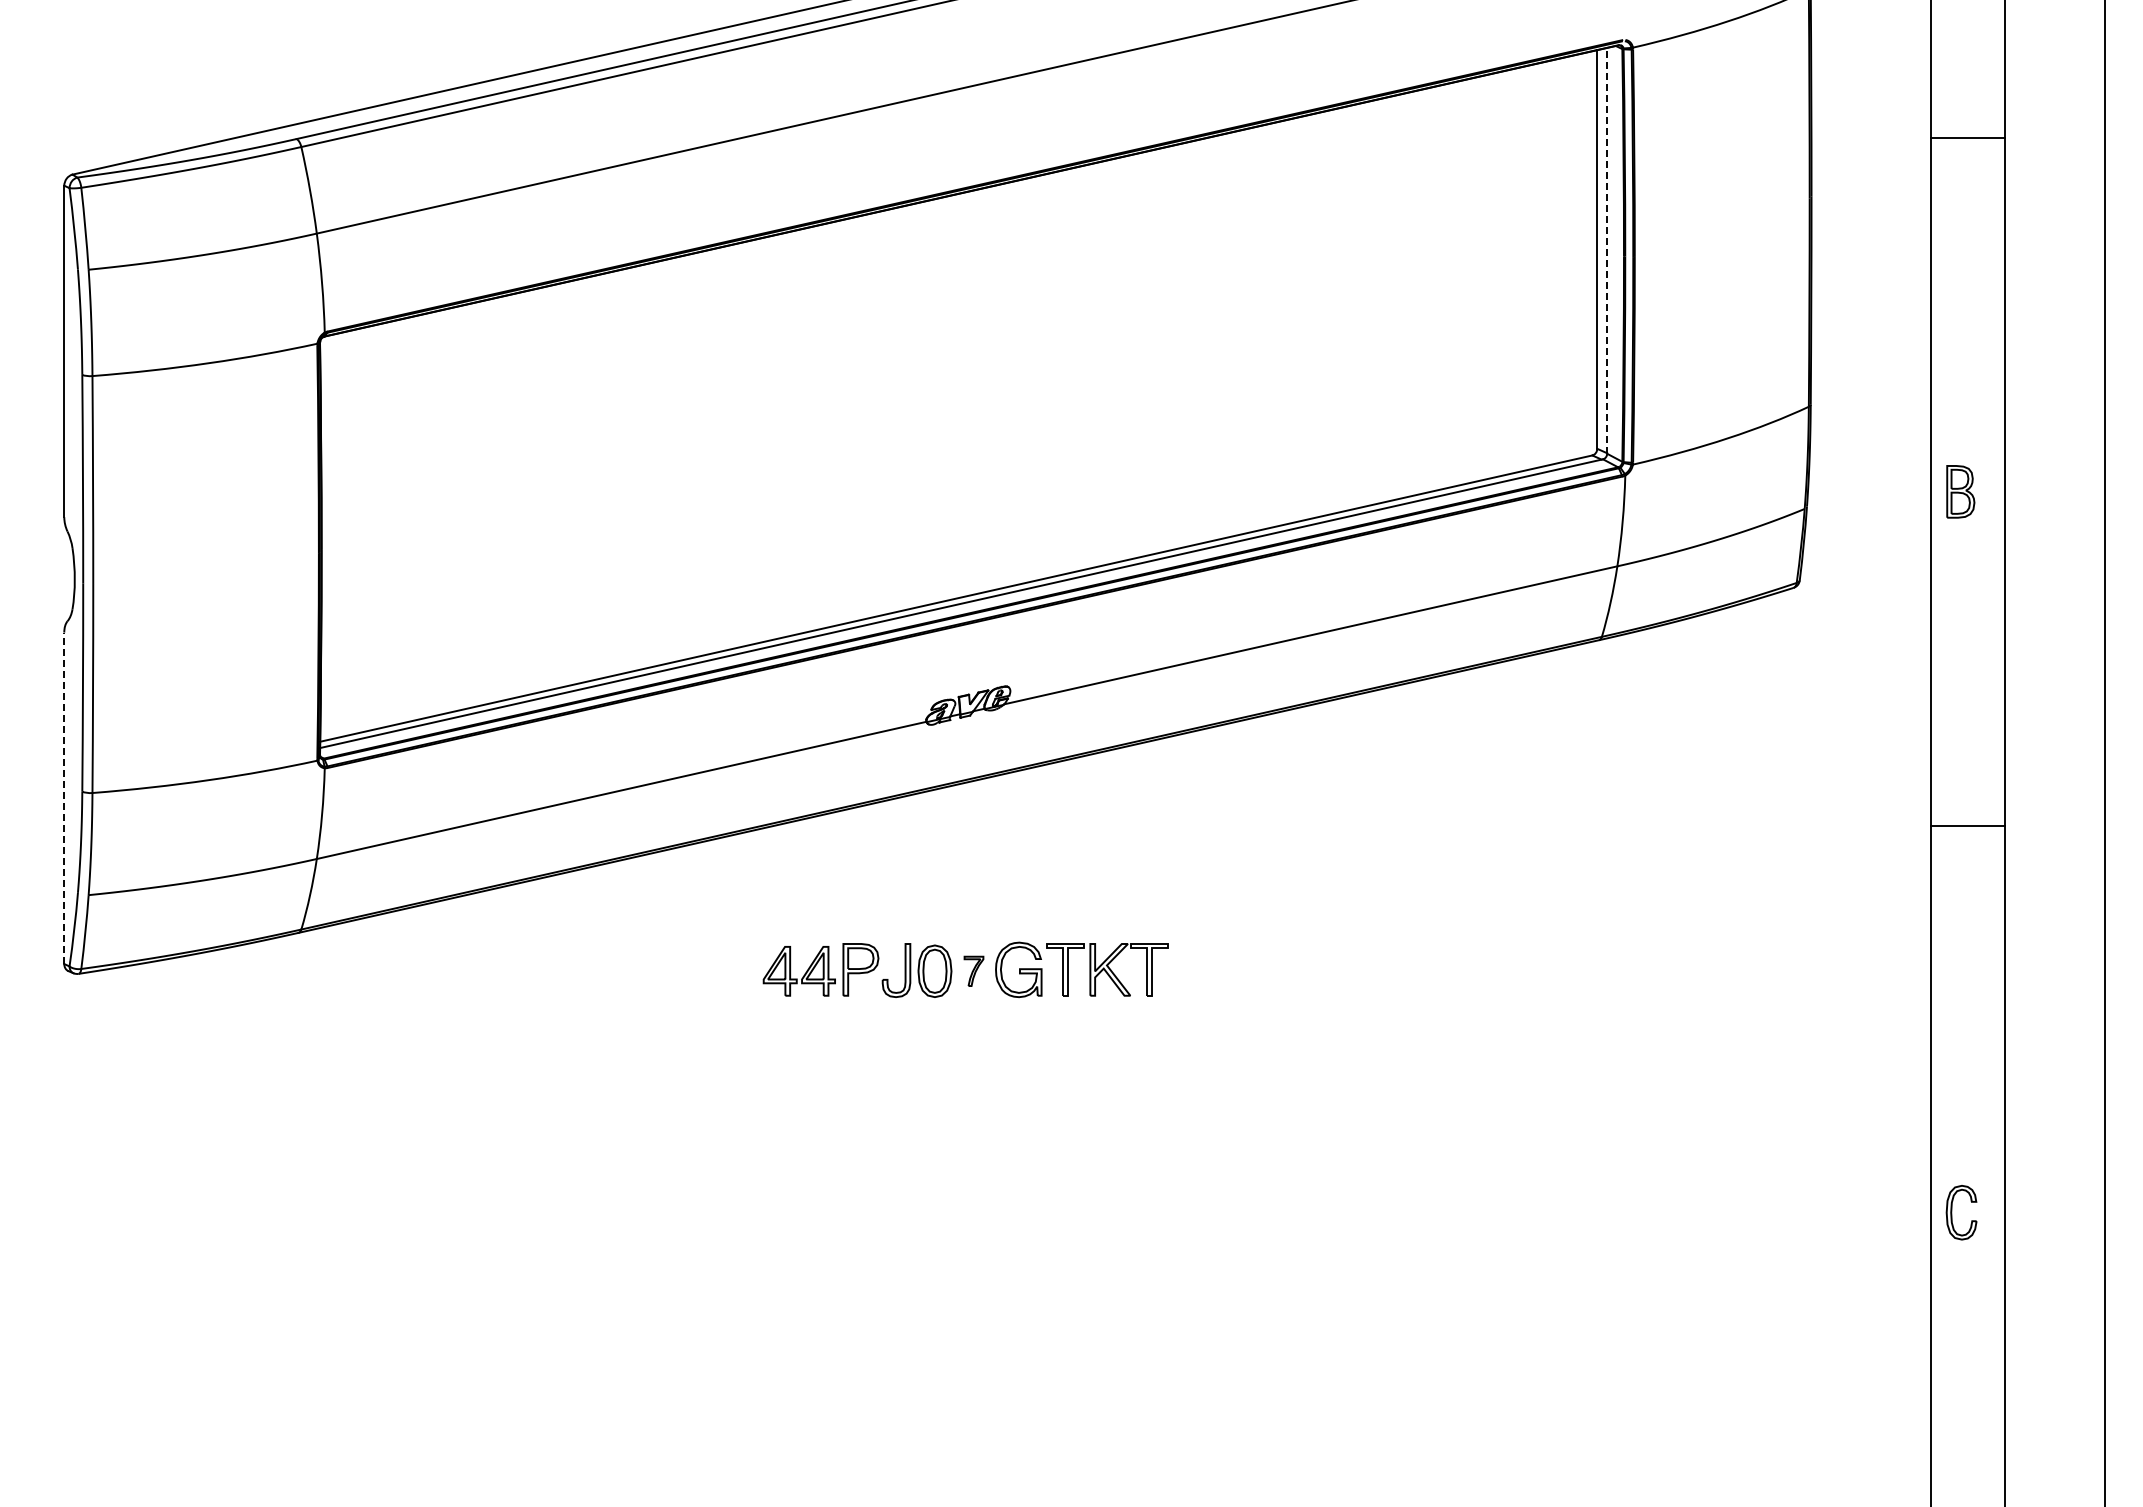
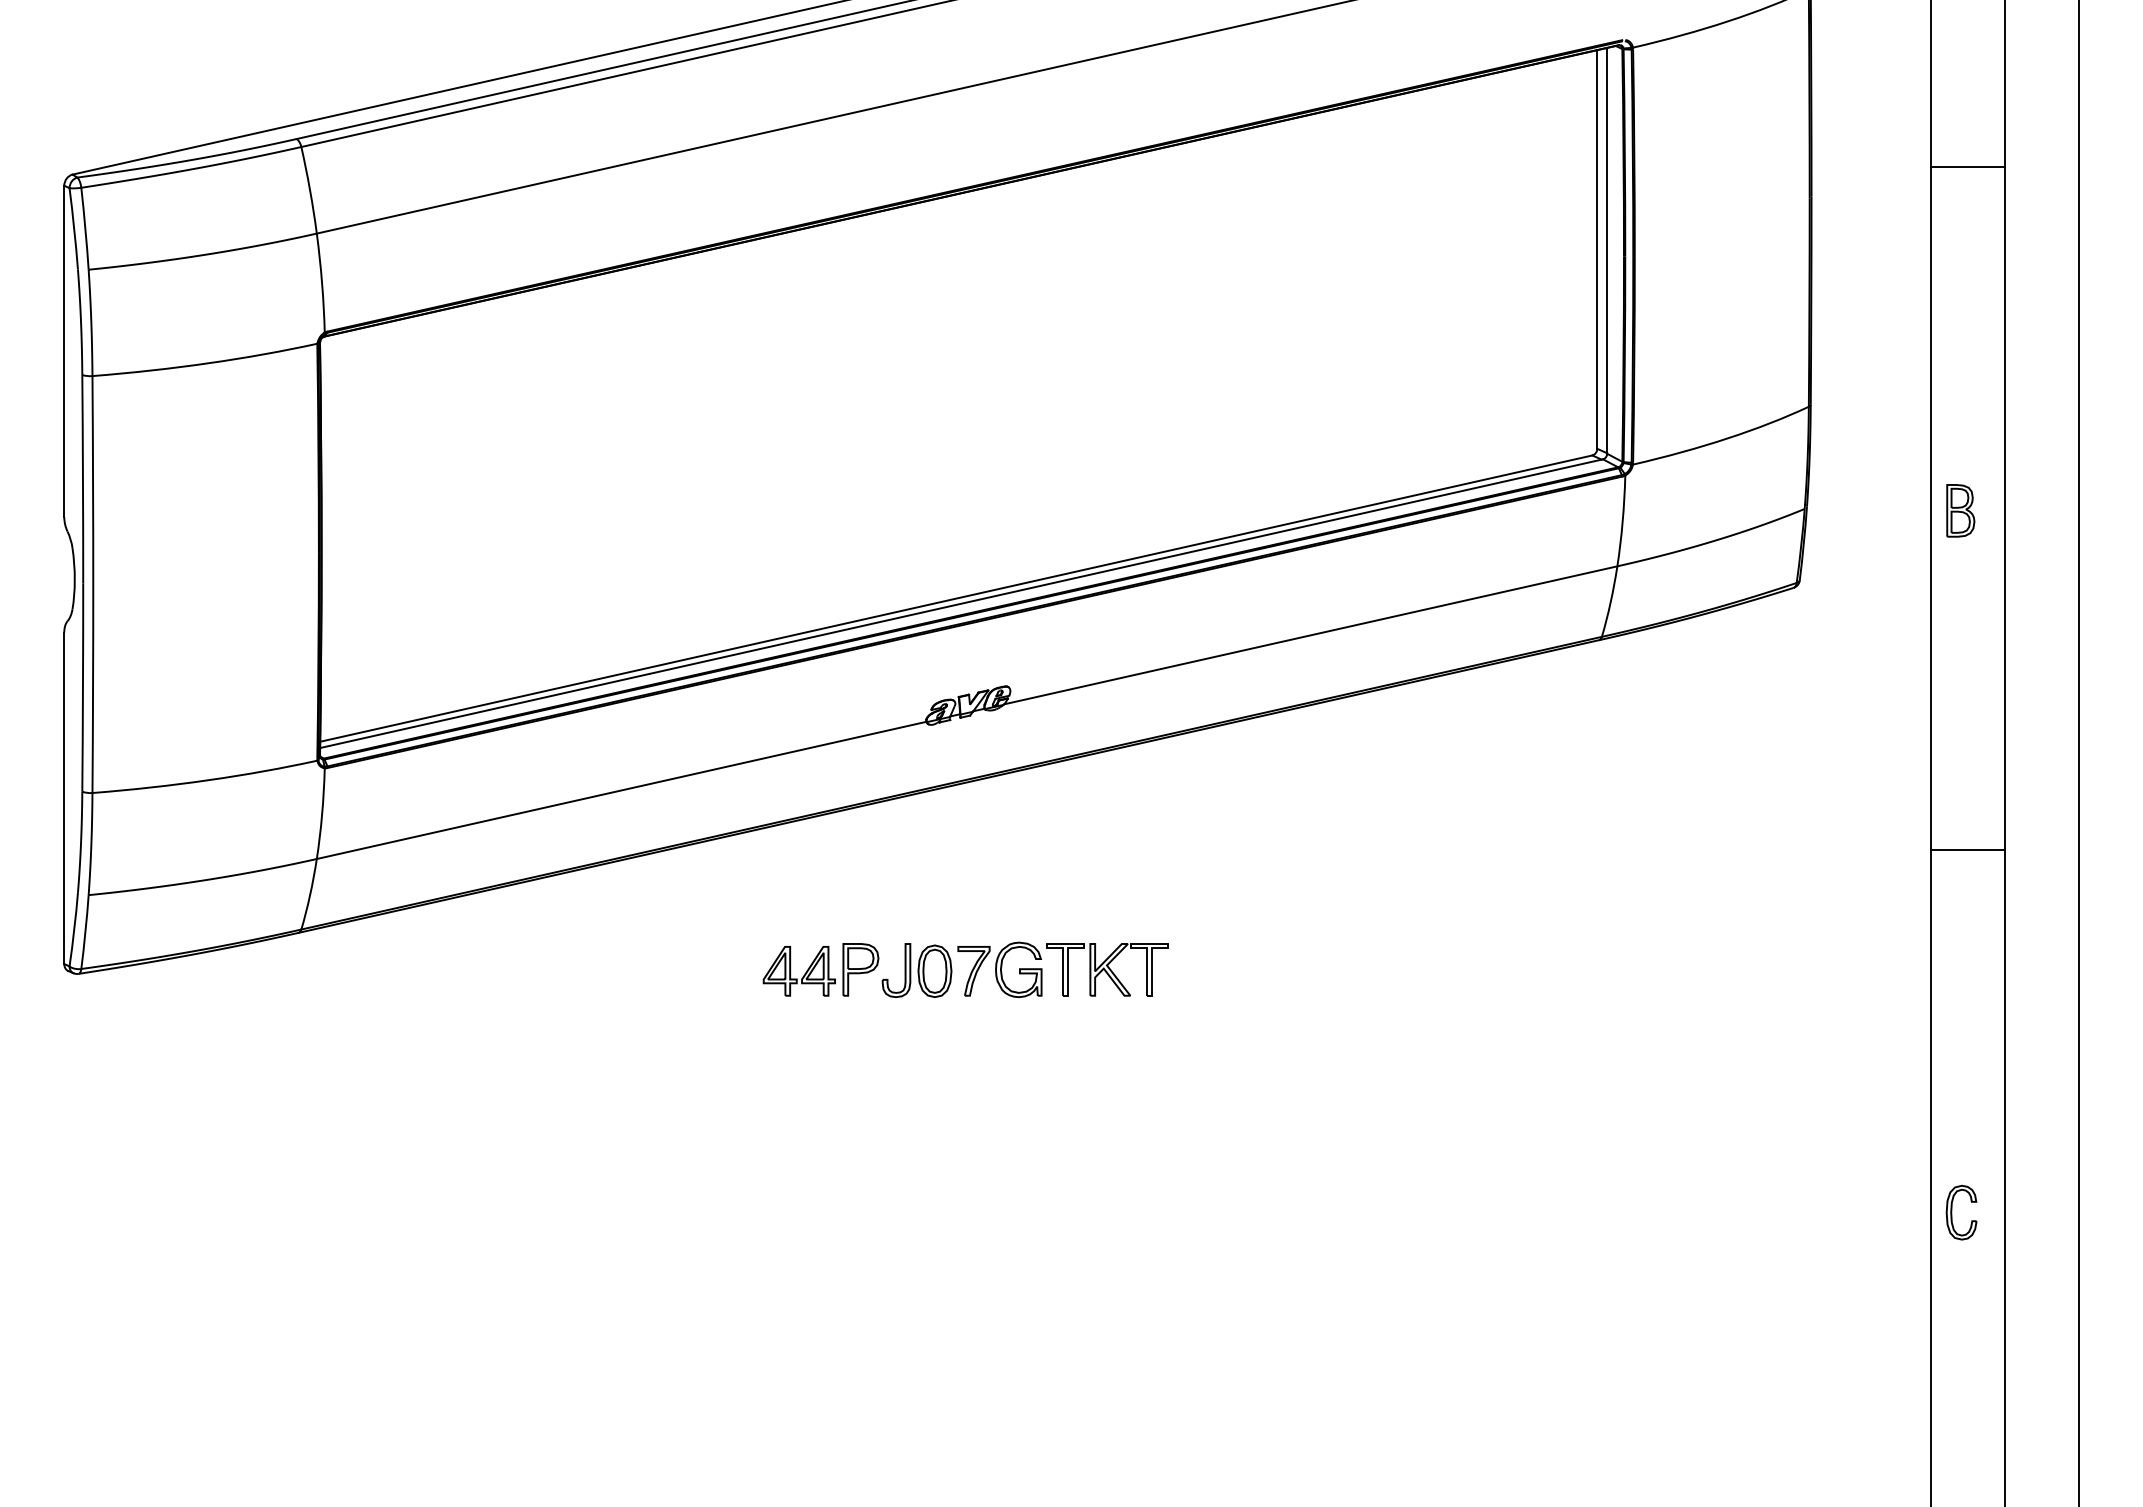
line position: (1967, 137) -> (1967, 166) (1967, 166)
line: dashed -> solid (1607, 250)
part position: (1960, 491) -> (1960, 510) (1960, 510)
line position: (2104, 752) -> (2078, 752) (2078, 752)
line: dashed -> solid (64, 798)
line position: (1967, 825) -> (1967, 849) (1967, 849)
part size: 22x32 px -> 34x51 px (973, 971)
